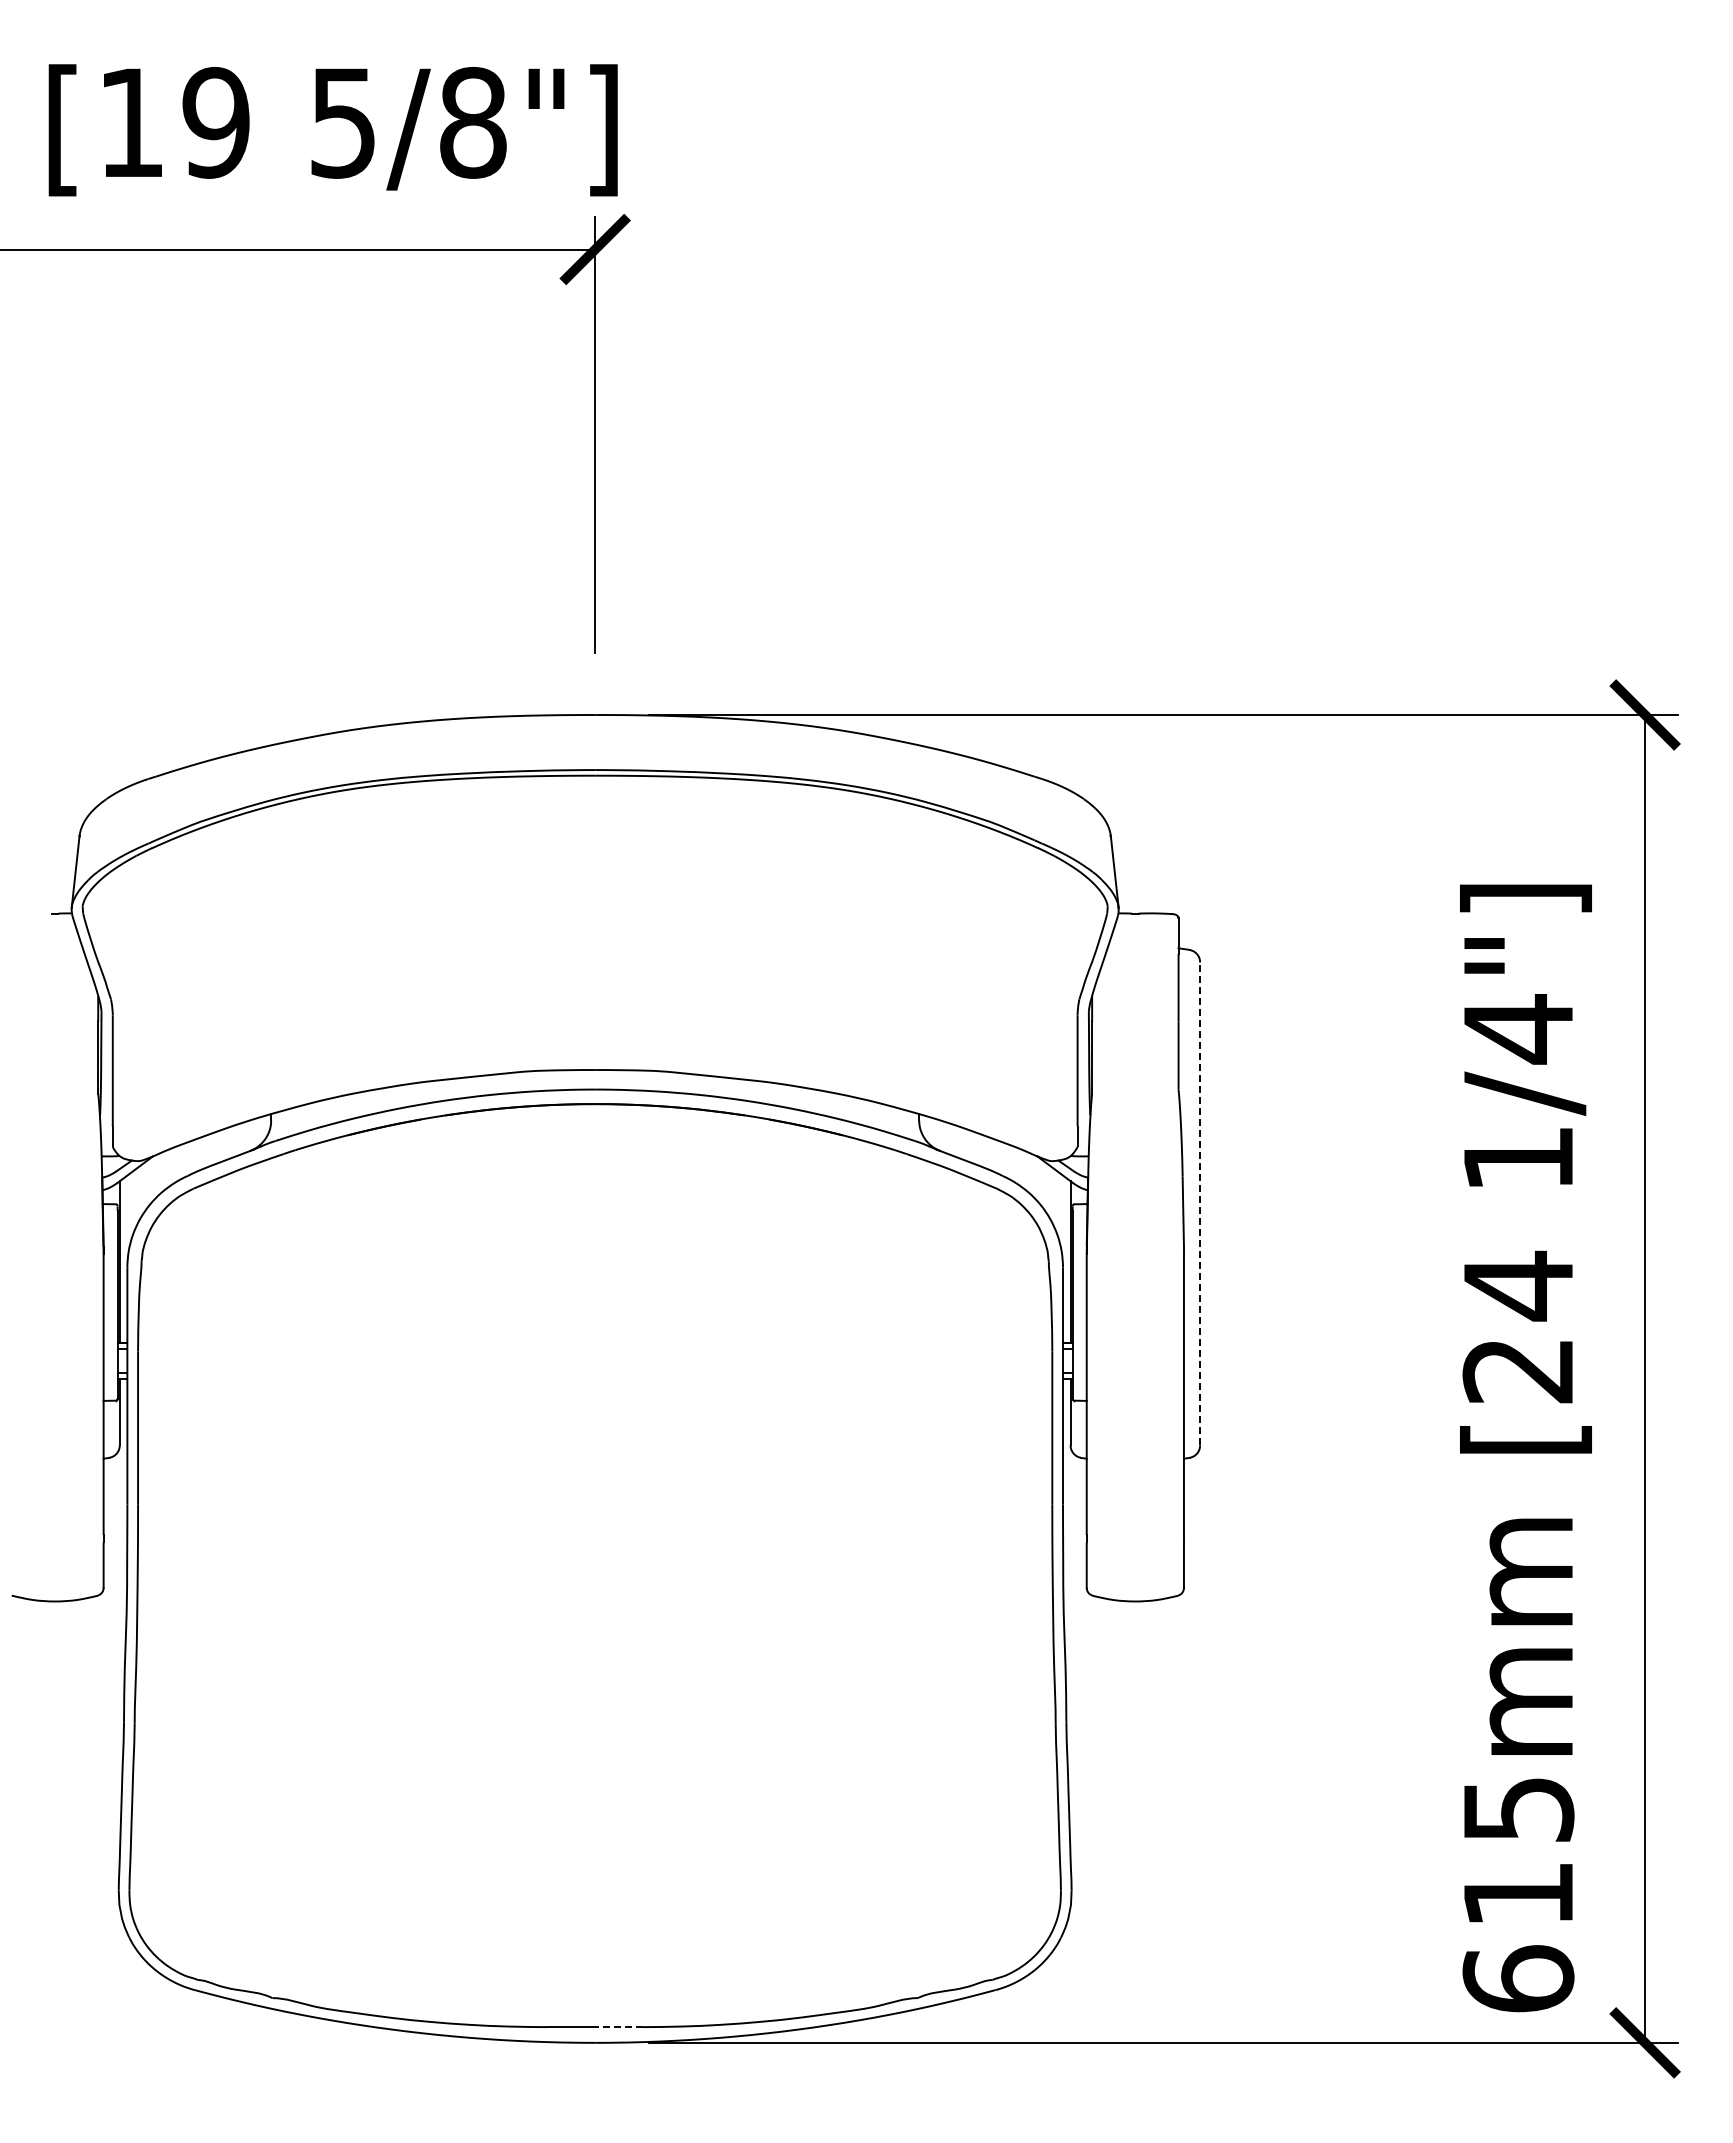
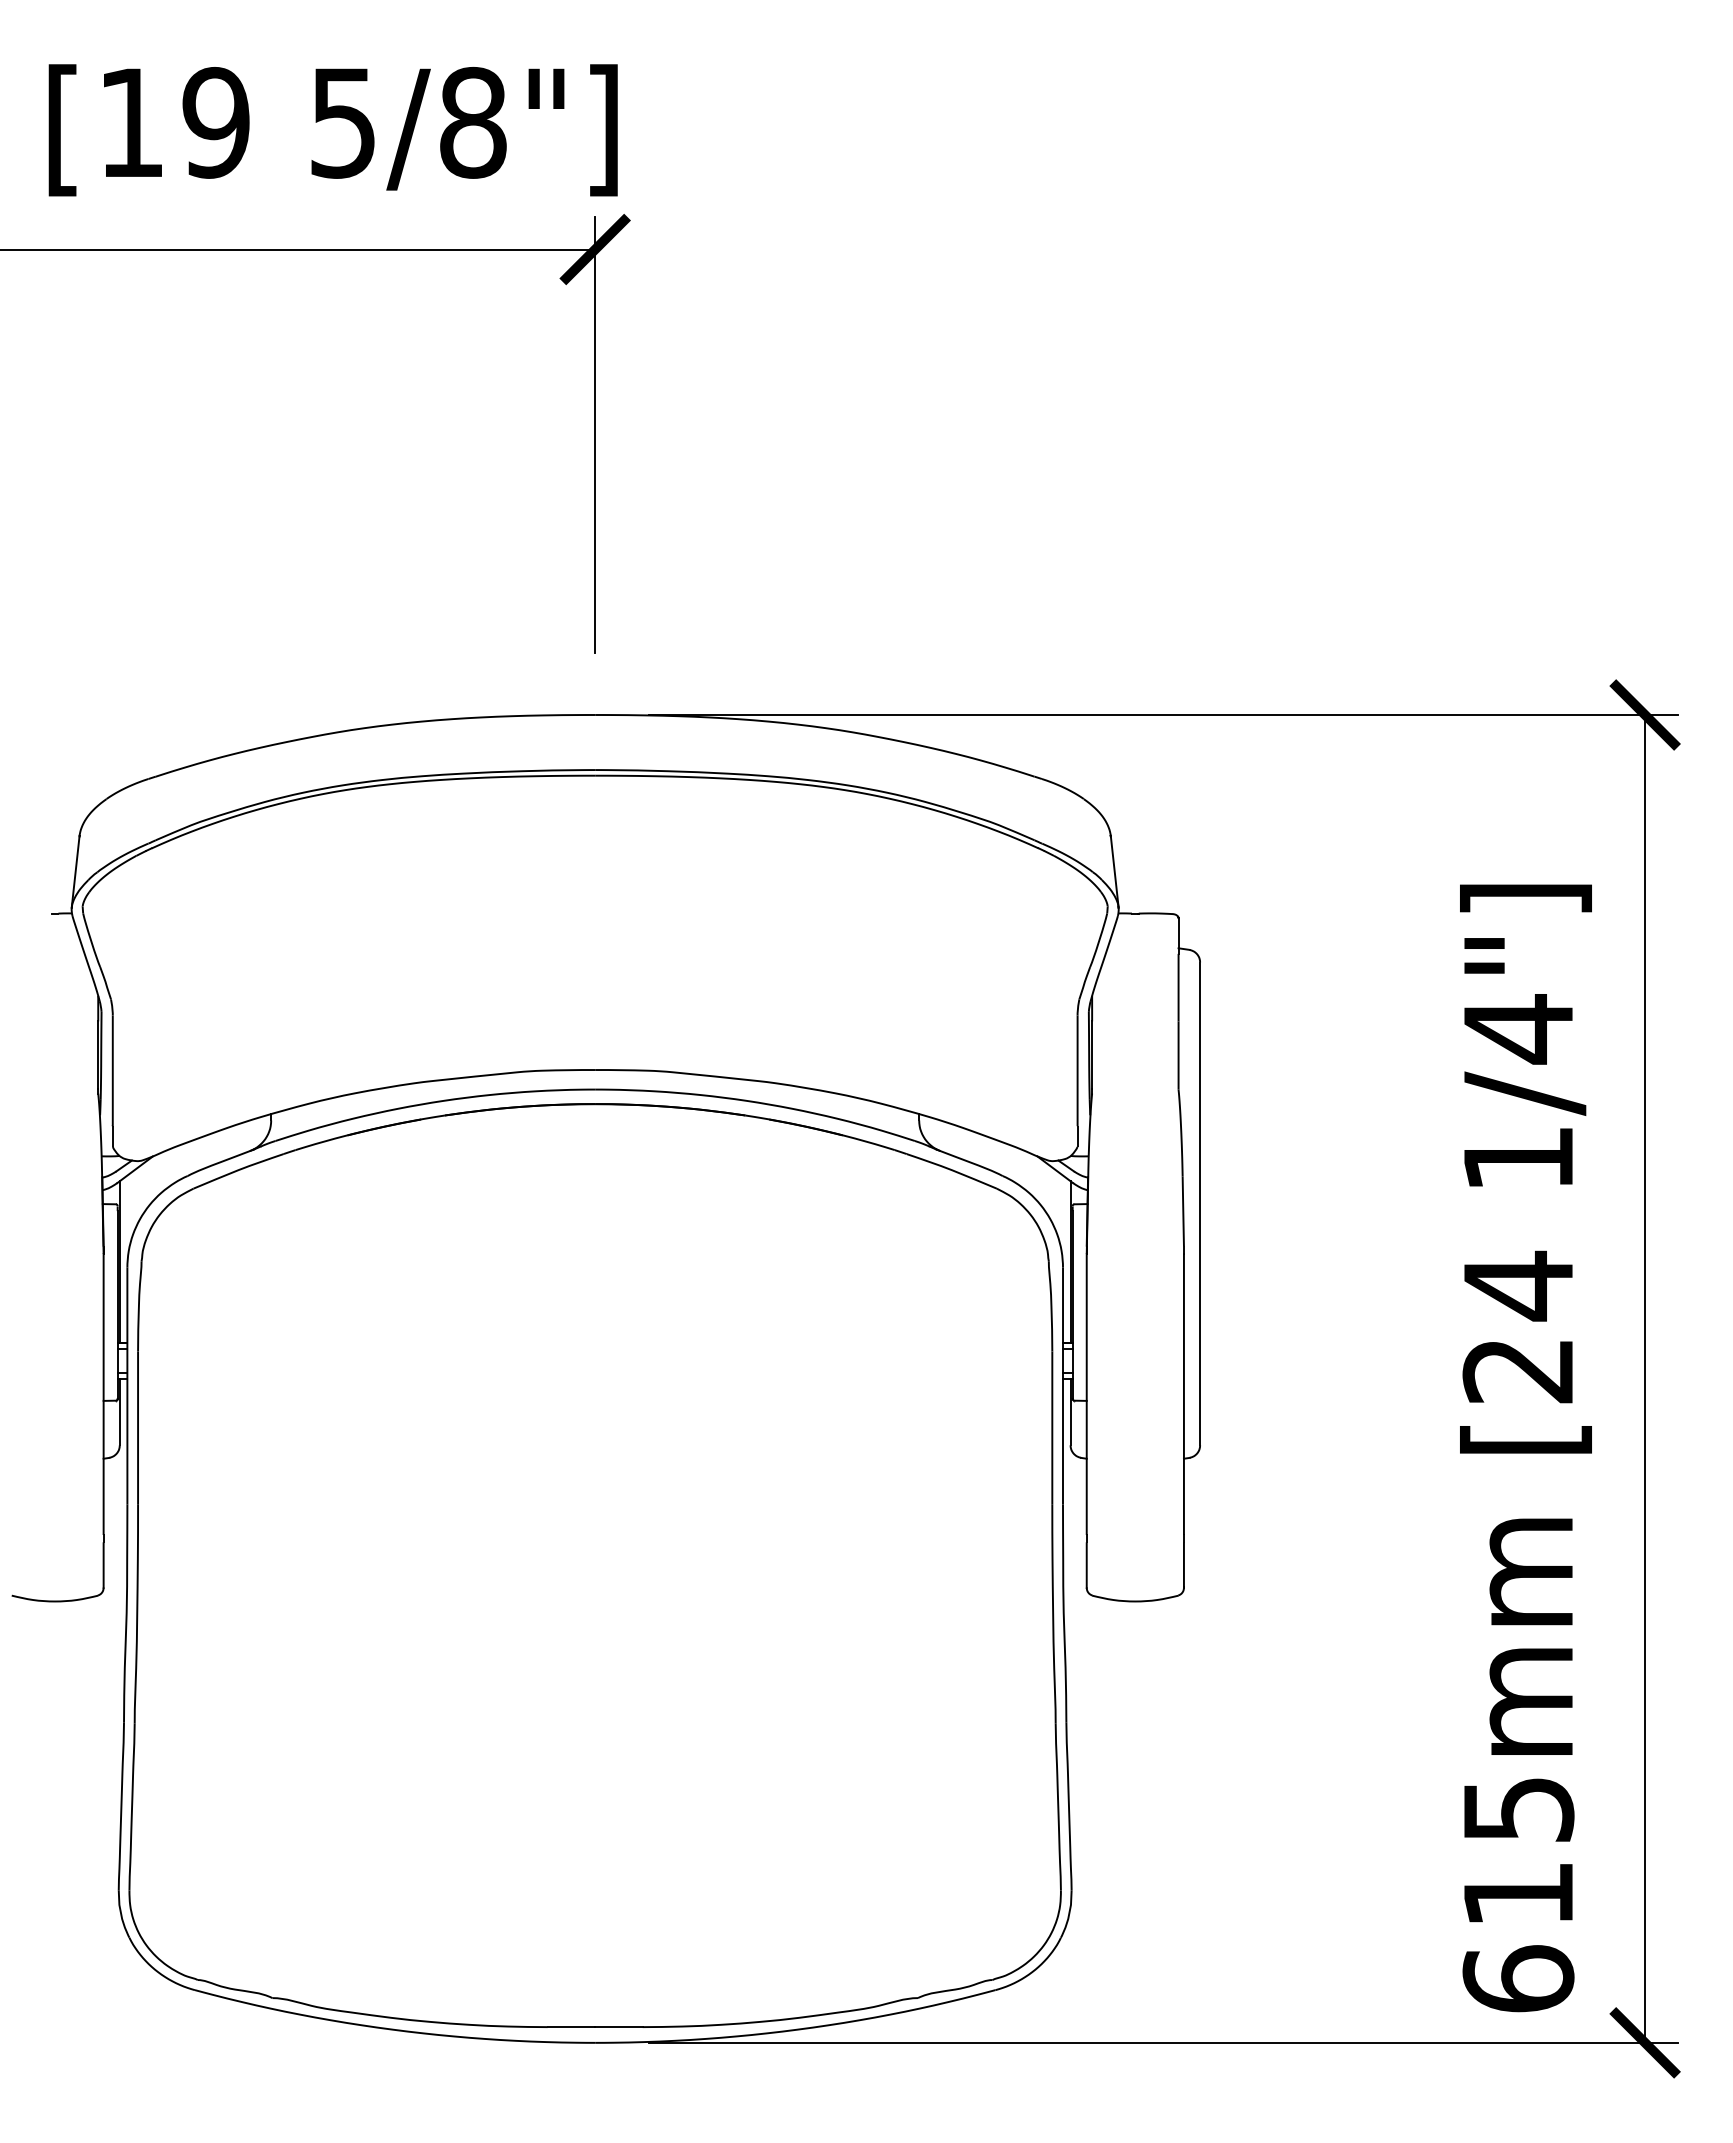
line: dashed -> solid (1200, 1203)
line: dashed -> solid (618, 2027)
